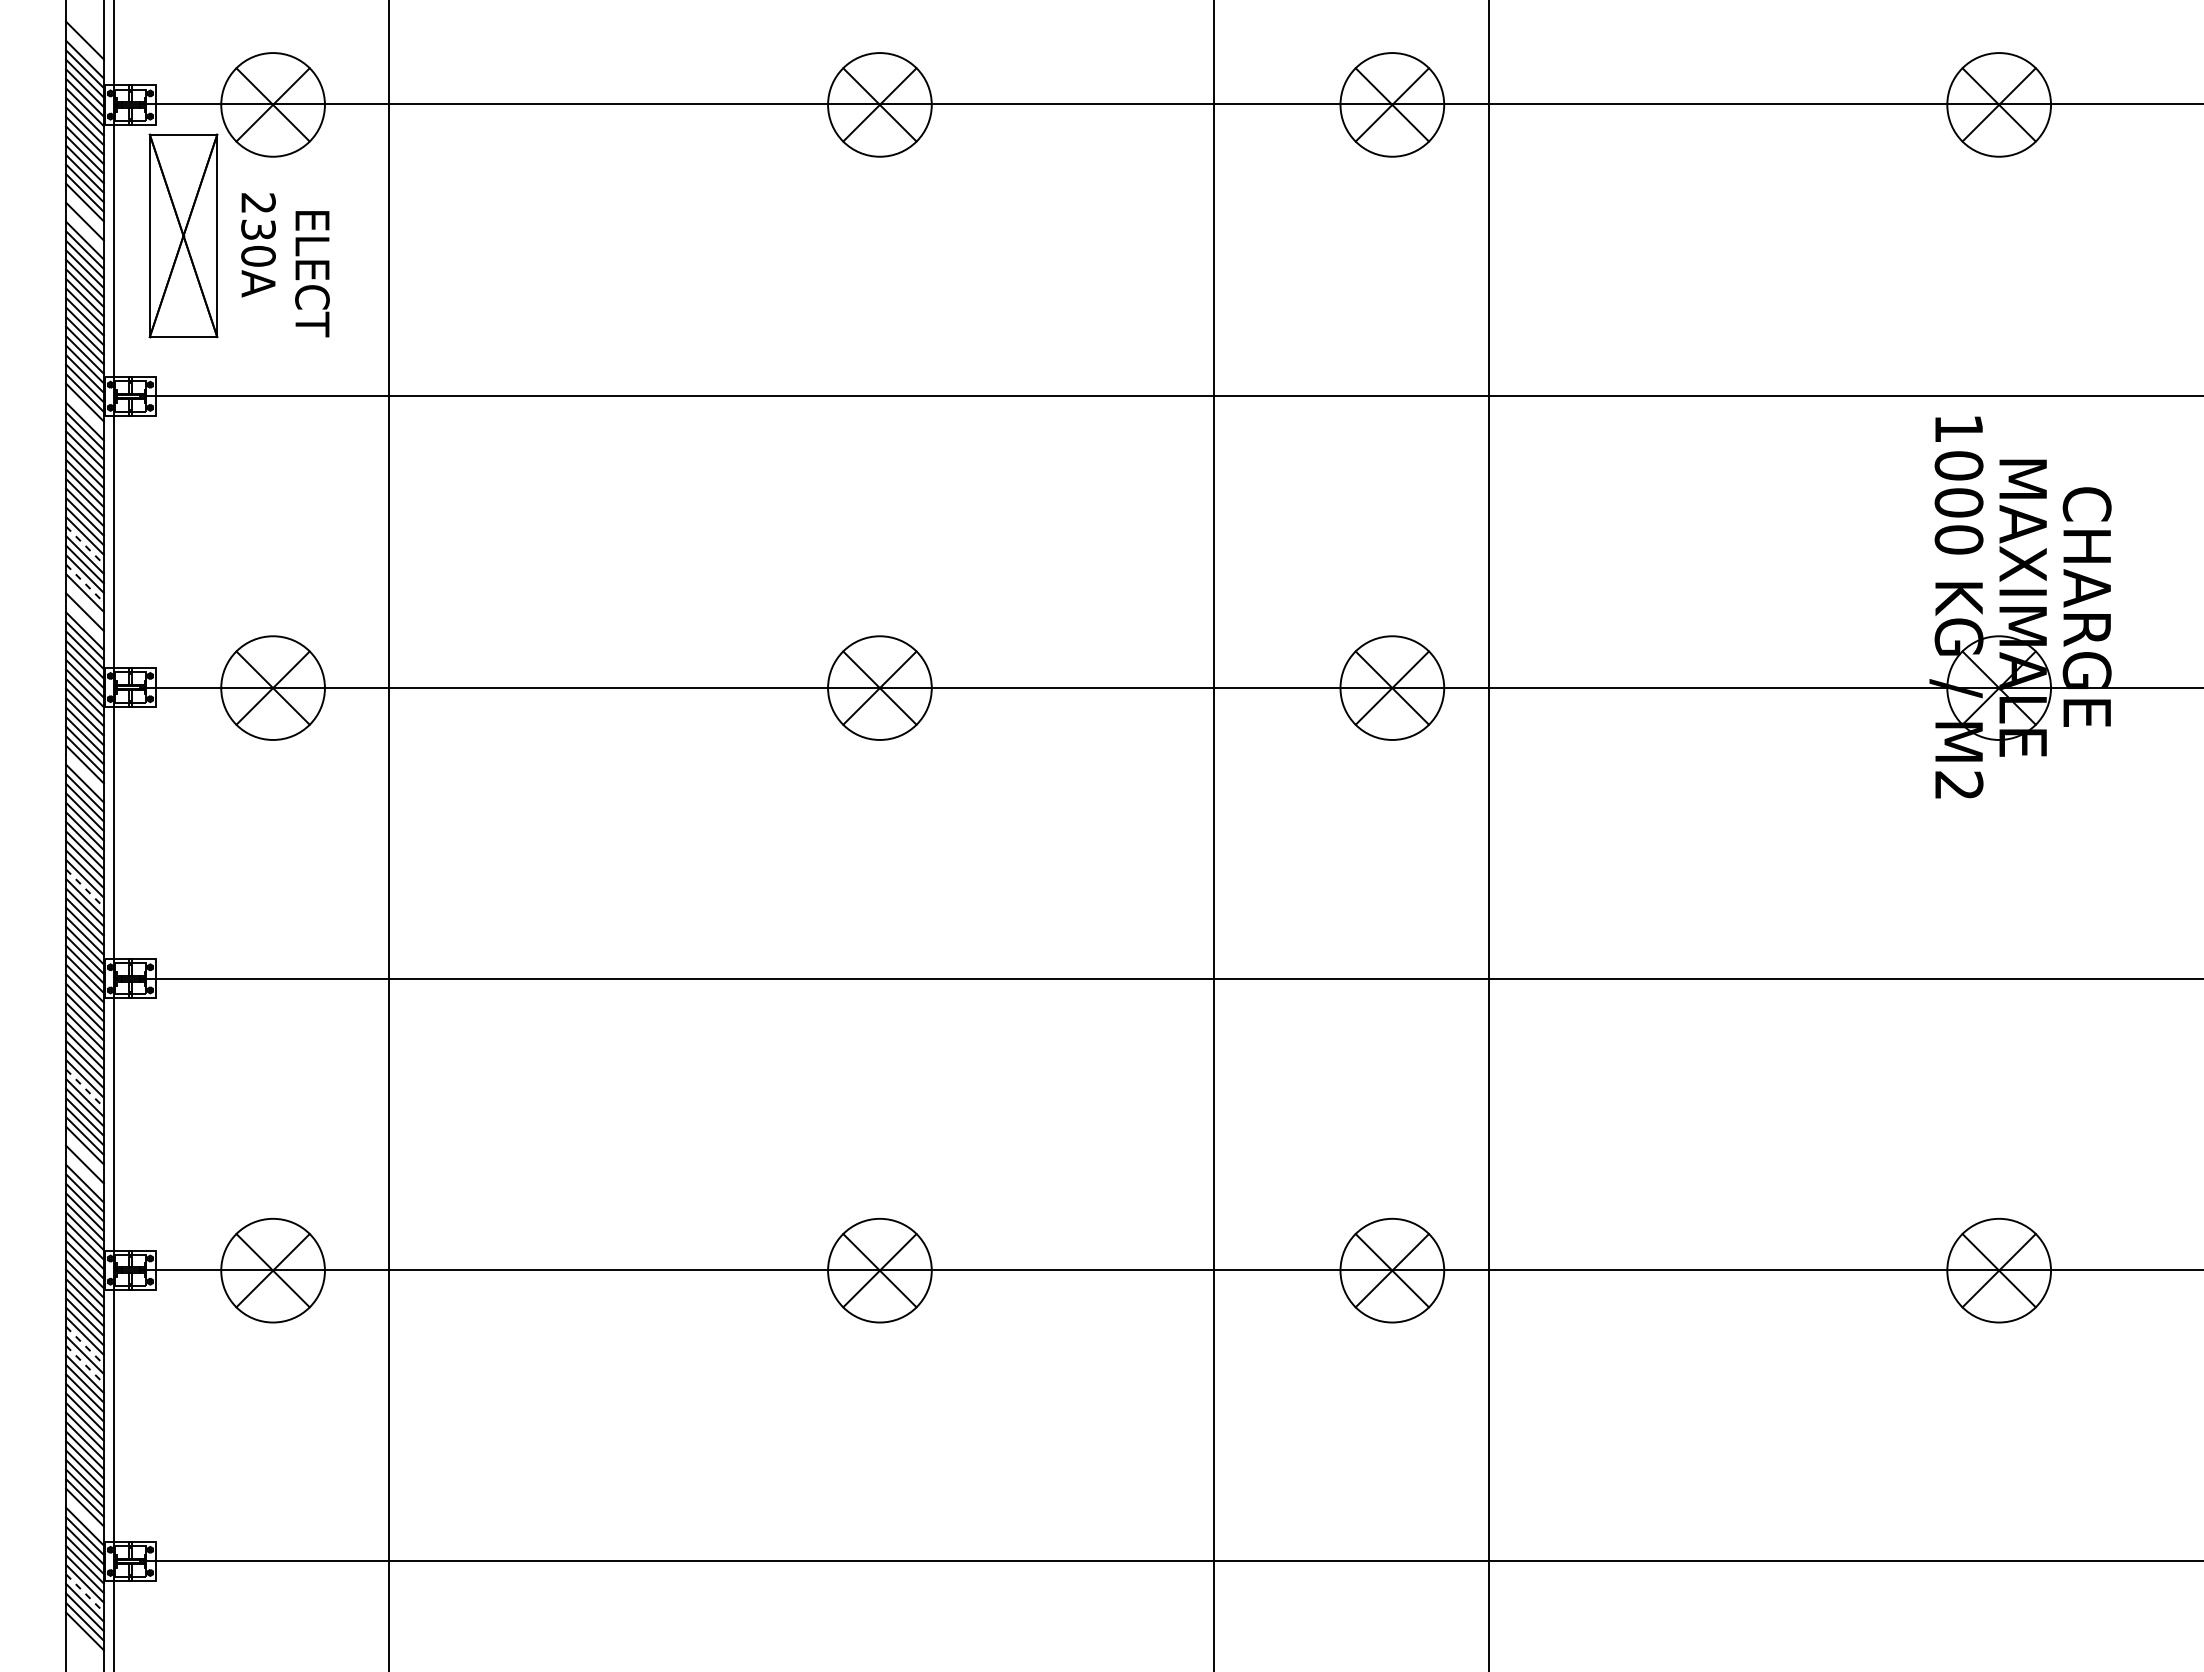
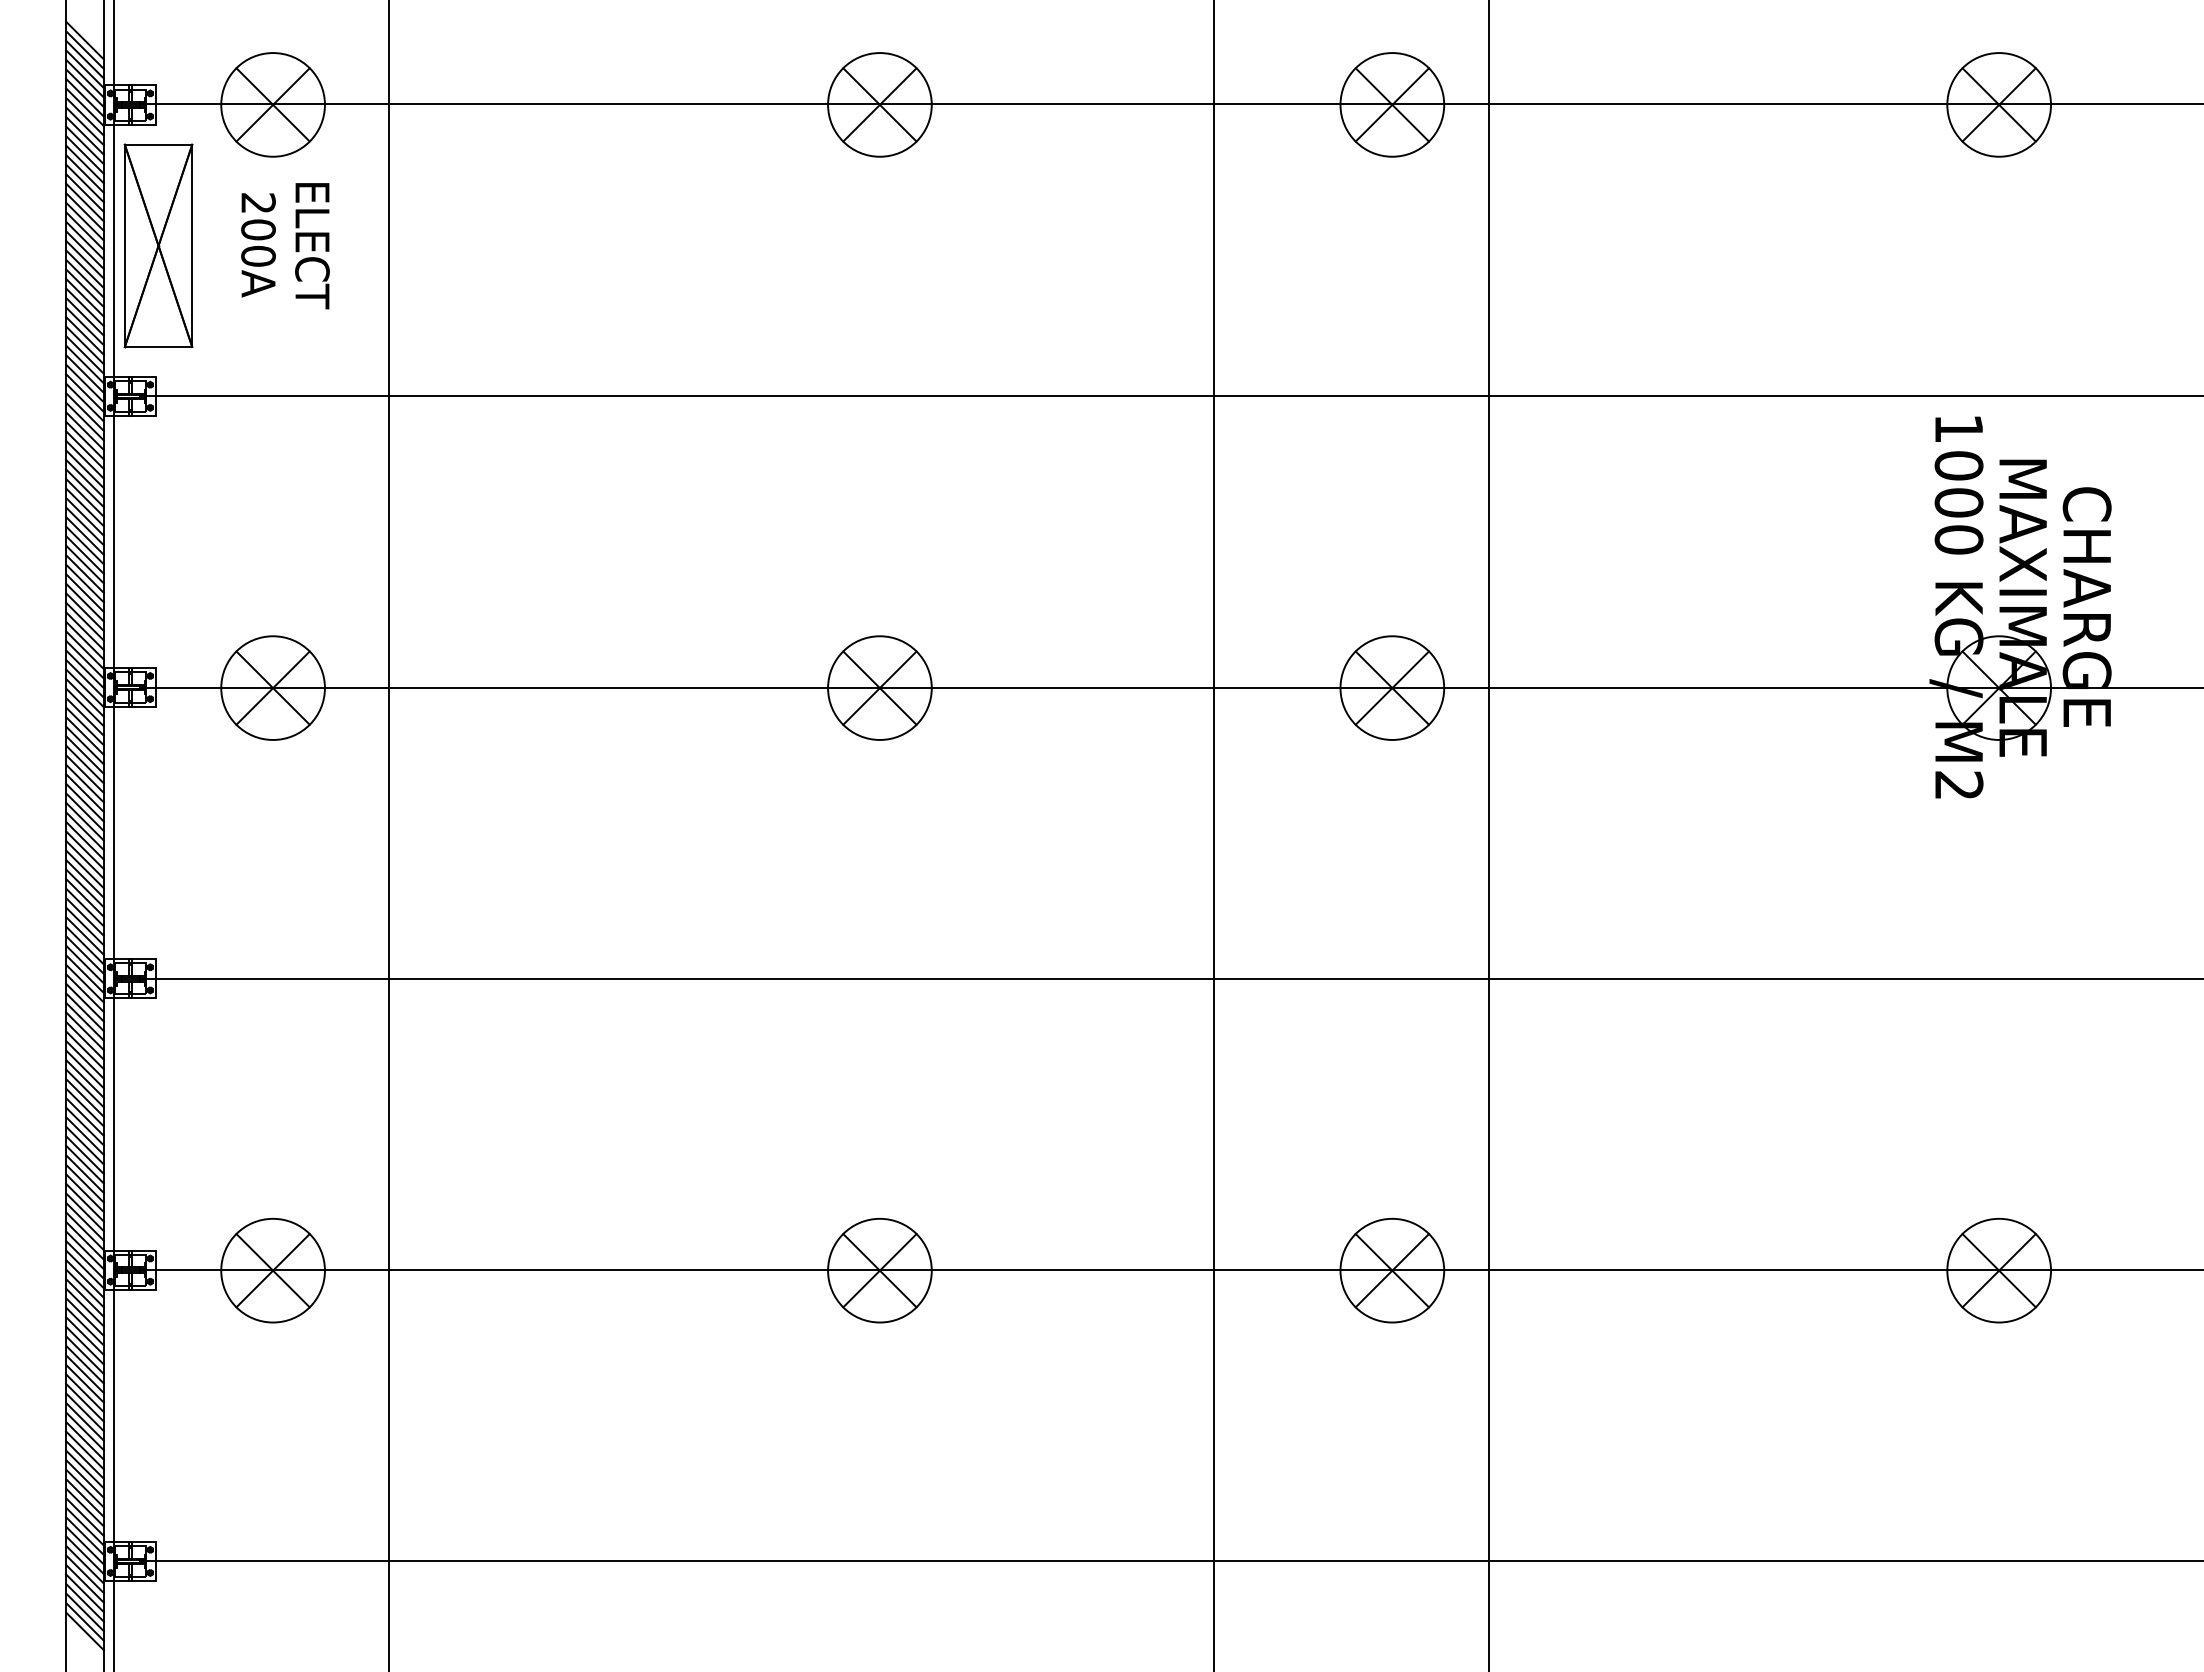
line: none -> present (84, 49)
line: none -> present (84, 211)
text: 230A -> 200A (258, 229)
line: none -> present (84, 231)
part position: (183, 235) -> (158, 245) (158, 245)
text position: (312, 274) -> (312, 246) (312, 246)
line: none -> present (84, 411)
line: dashed -> solid (84, 545)
line: dashed -> solid (84, 583)
line: none -> present (84, 602)
line: none -> present (84, 621)
line: none -> present (84, 773)
line: dashed -> solid (84, 888)
line: dashed -> solid (84, 1088)
line: none -> present (84, 1154)
line: none -> present (84, 1174)
line: dashed -> solid (84, 1345)
line: dashed -> solid (84, 1364)
line: none -> present (84, 1516)
line: dashed -> solid (84, 1593)
